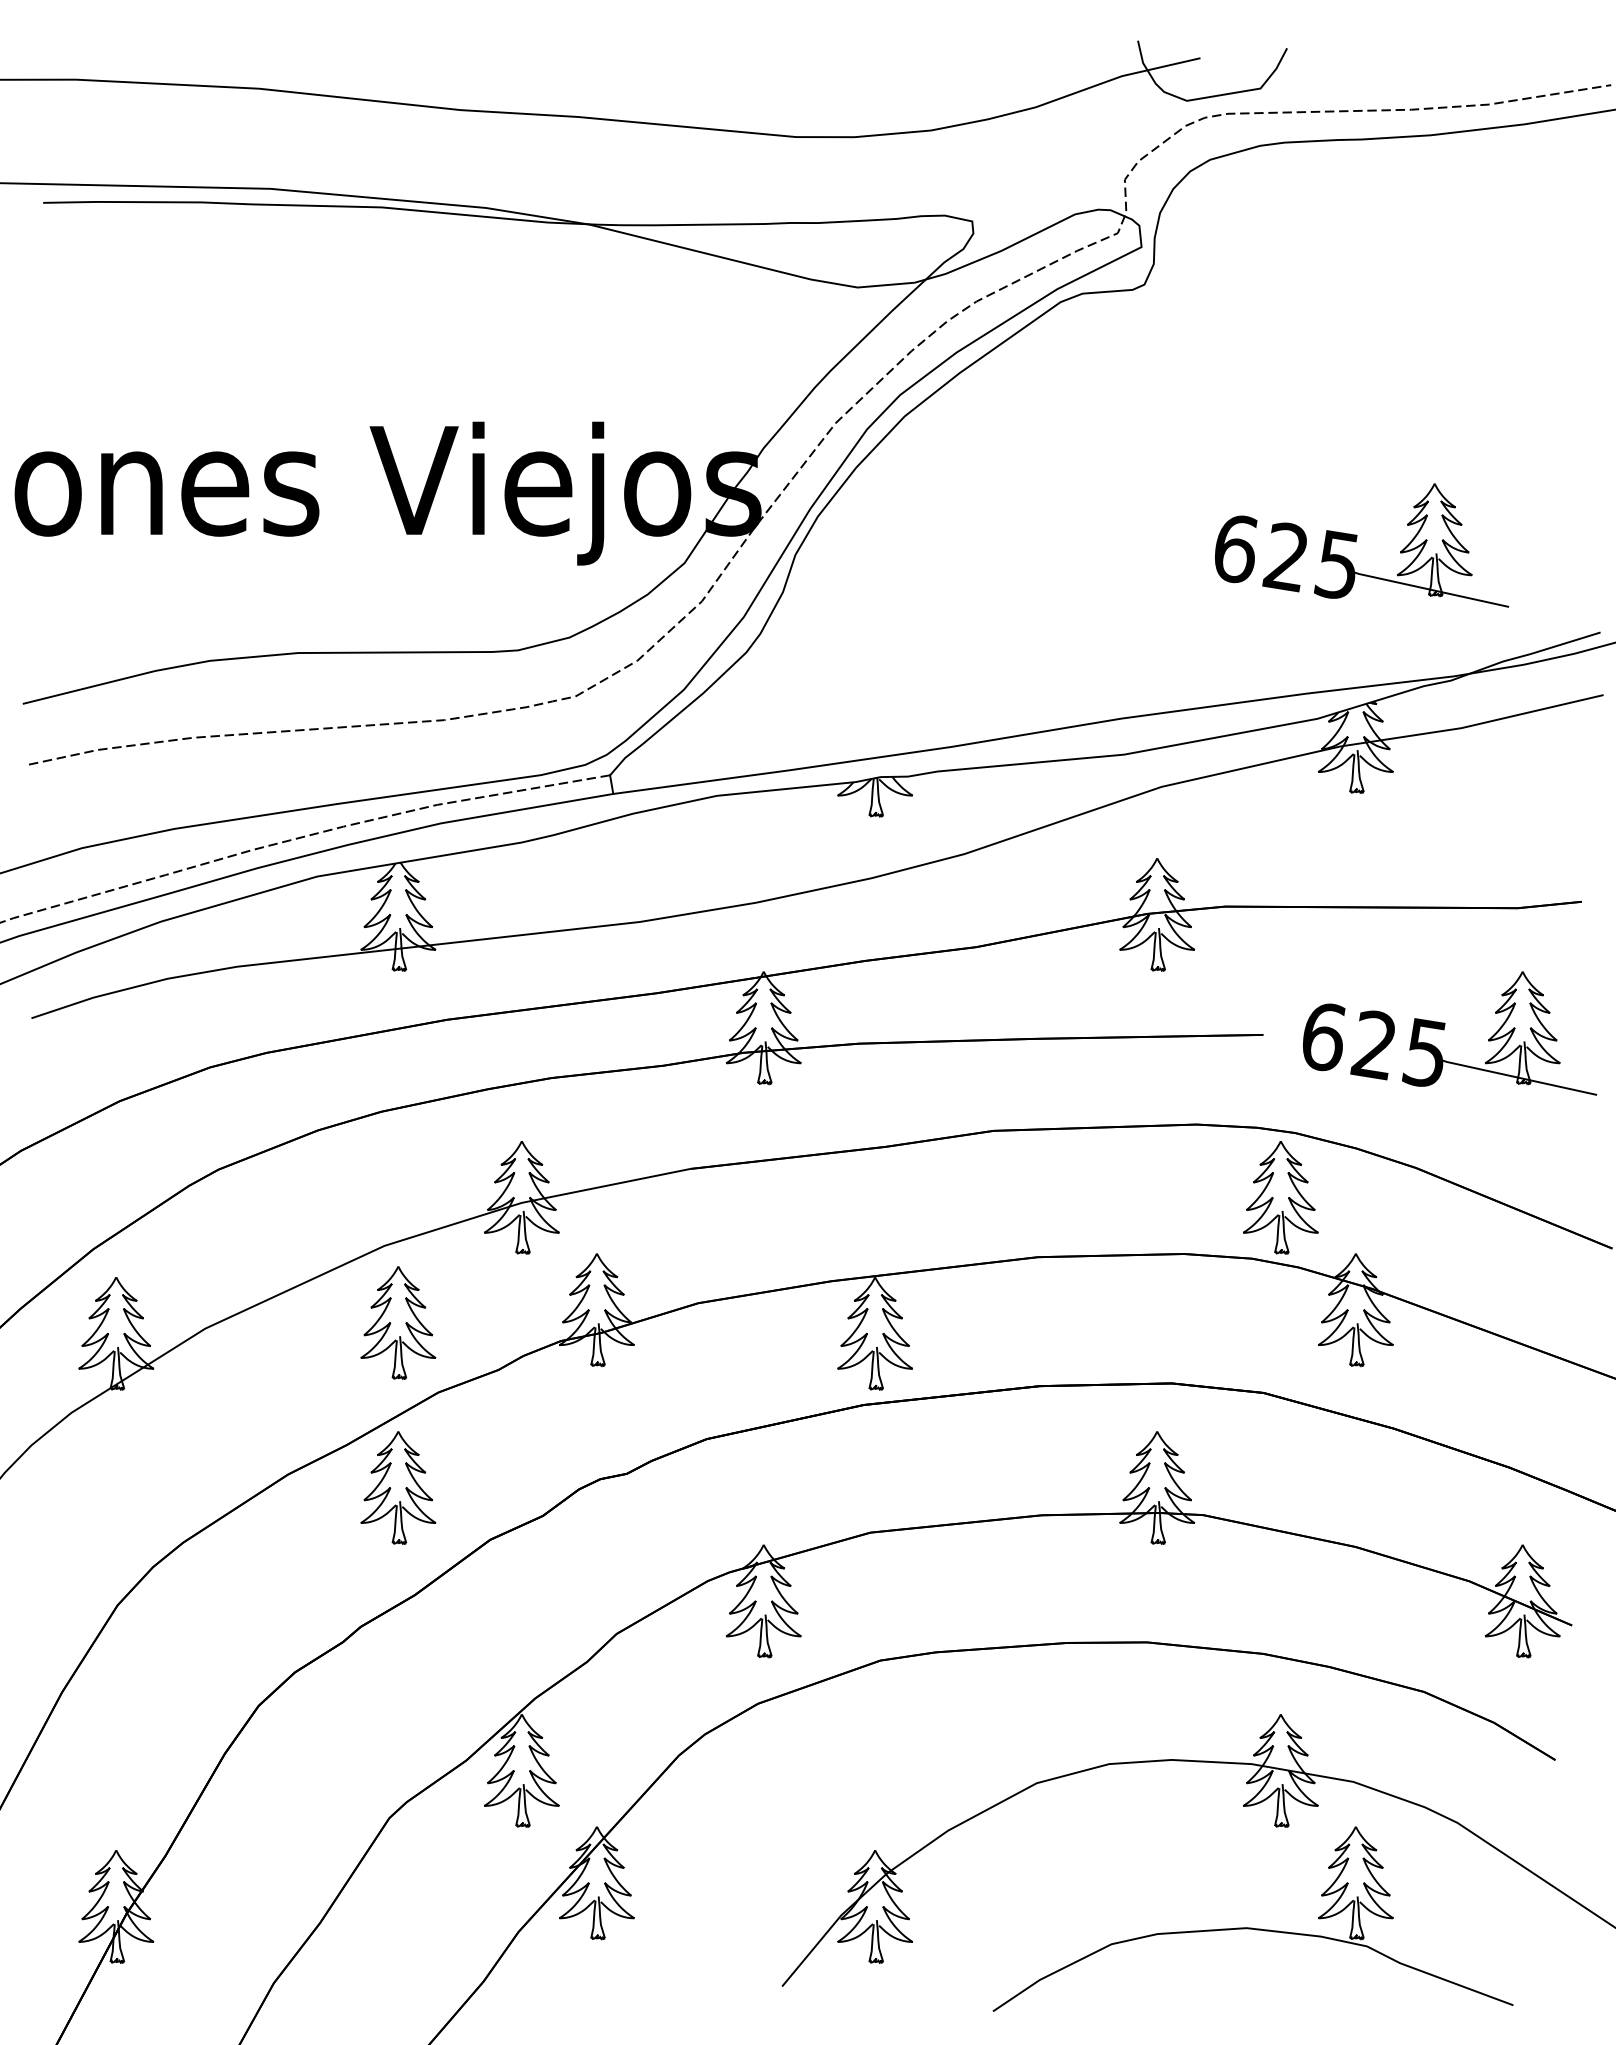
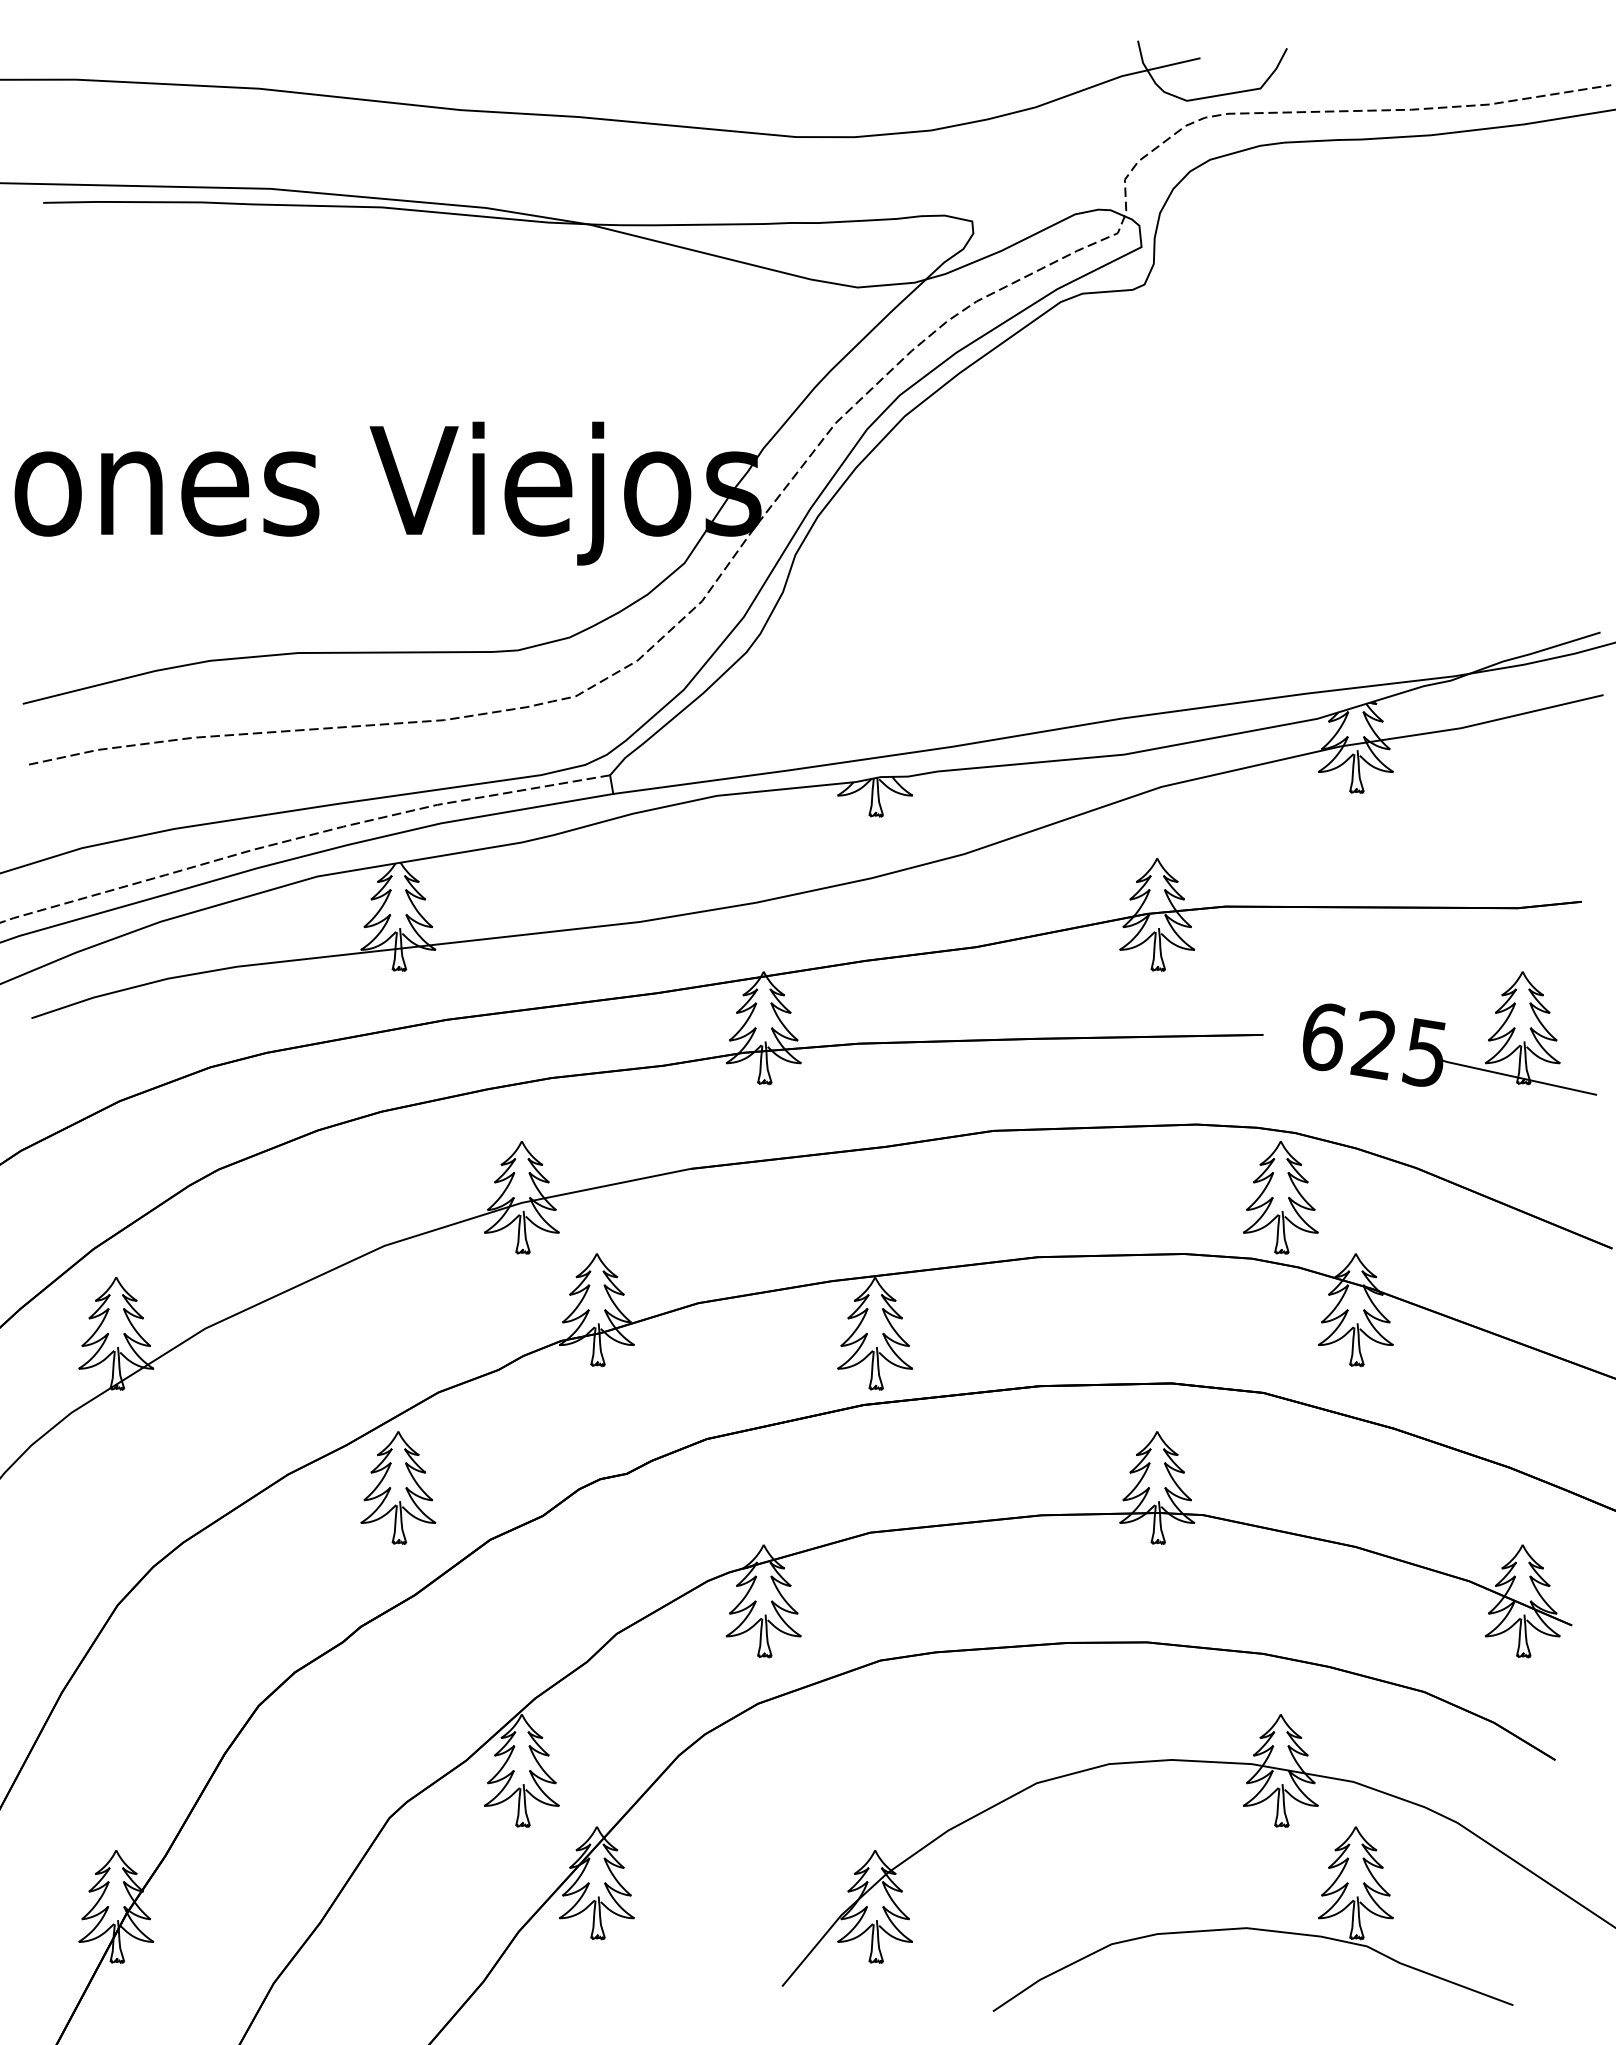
part: present -> none (1356, 542)
part: present -> none (398, 1322)
